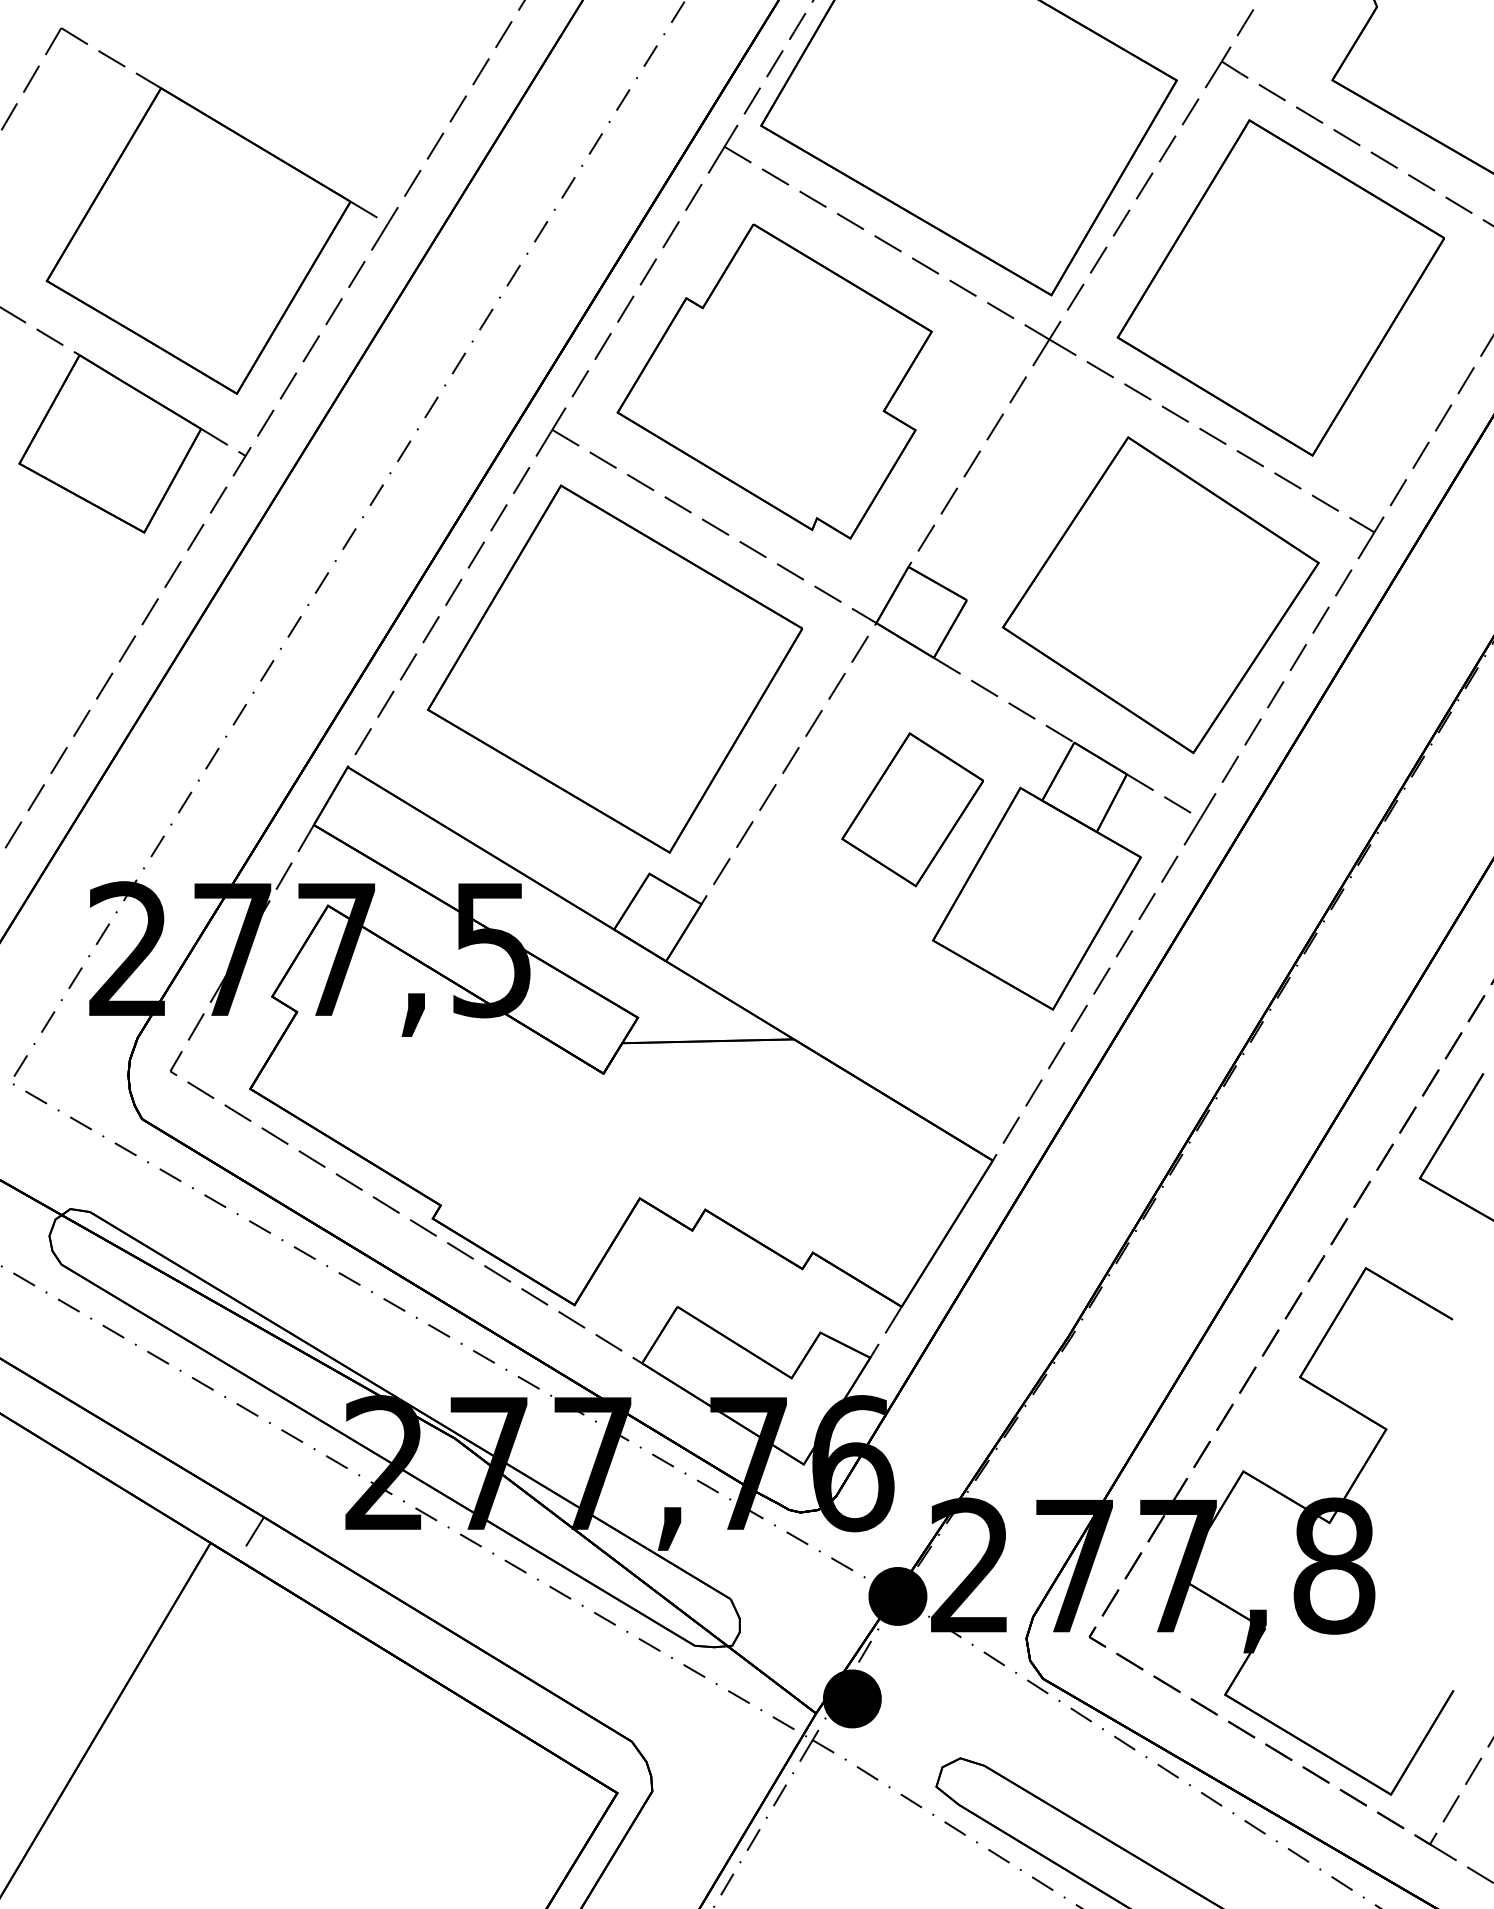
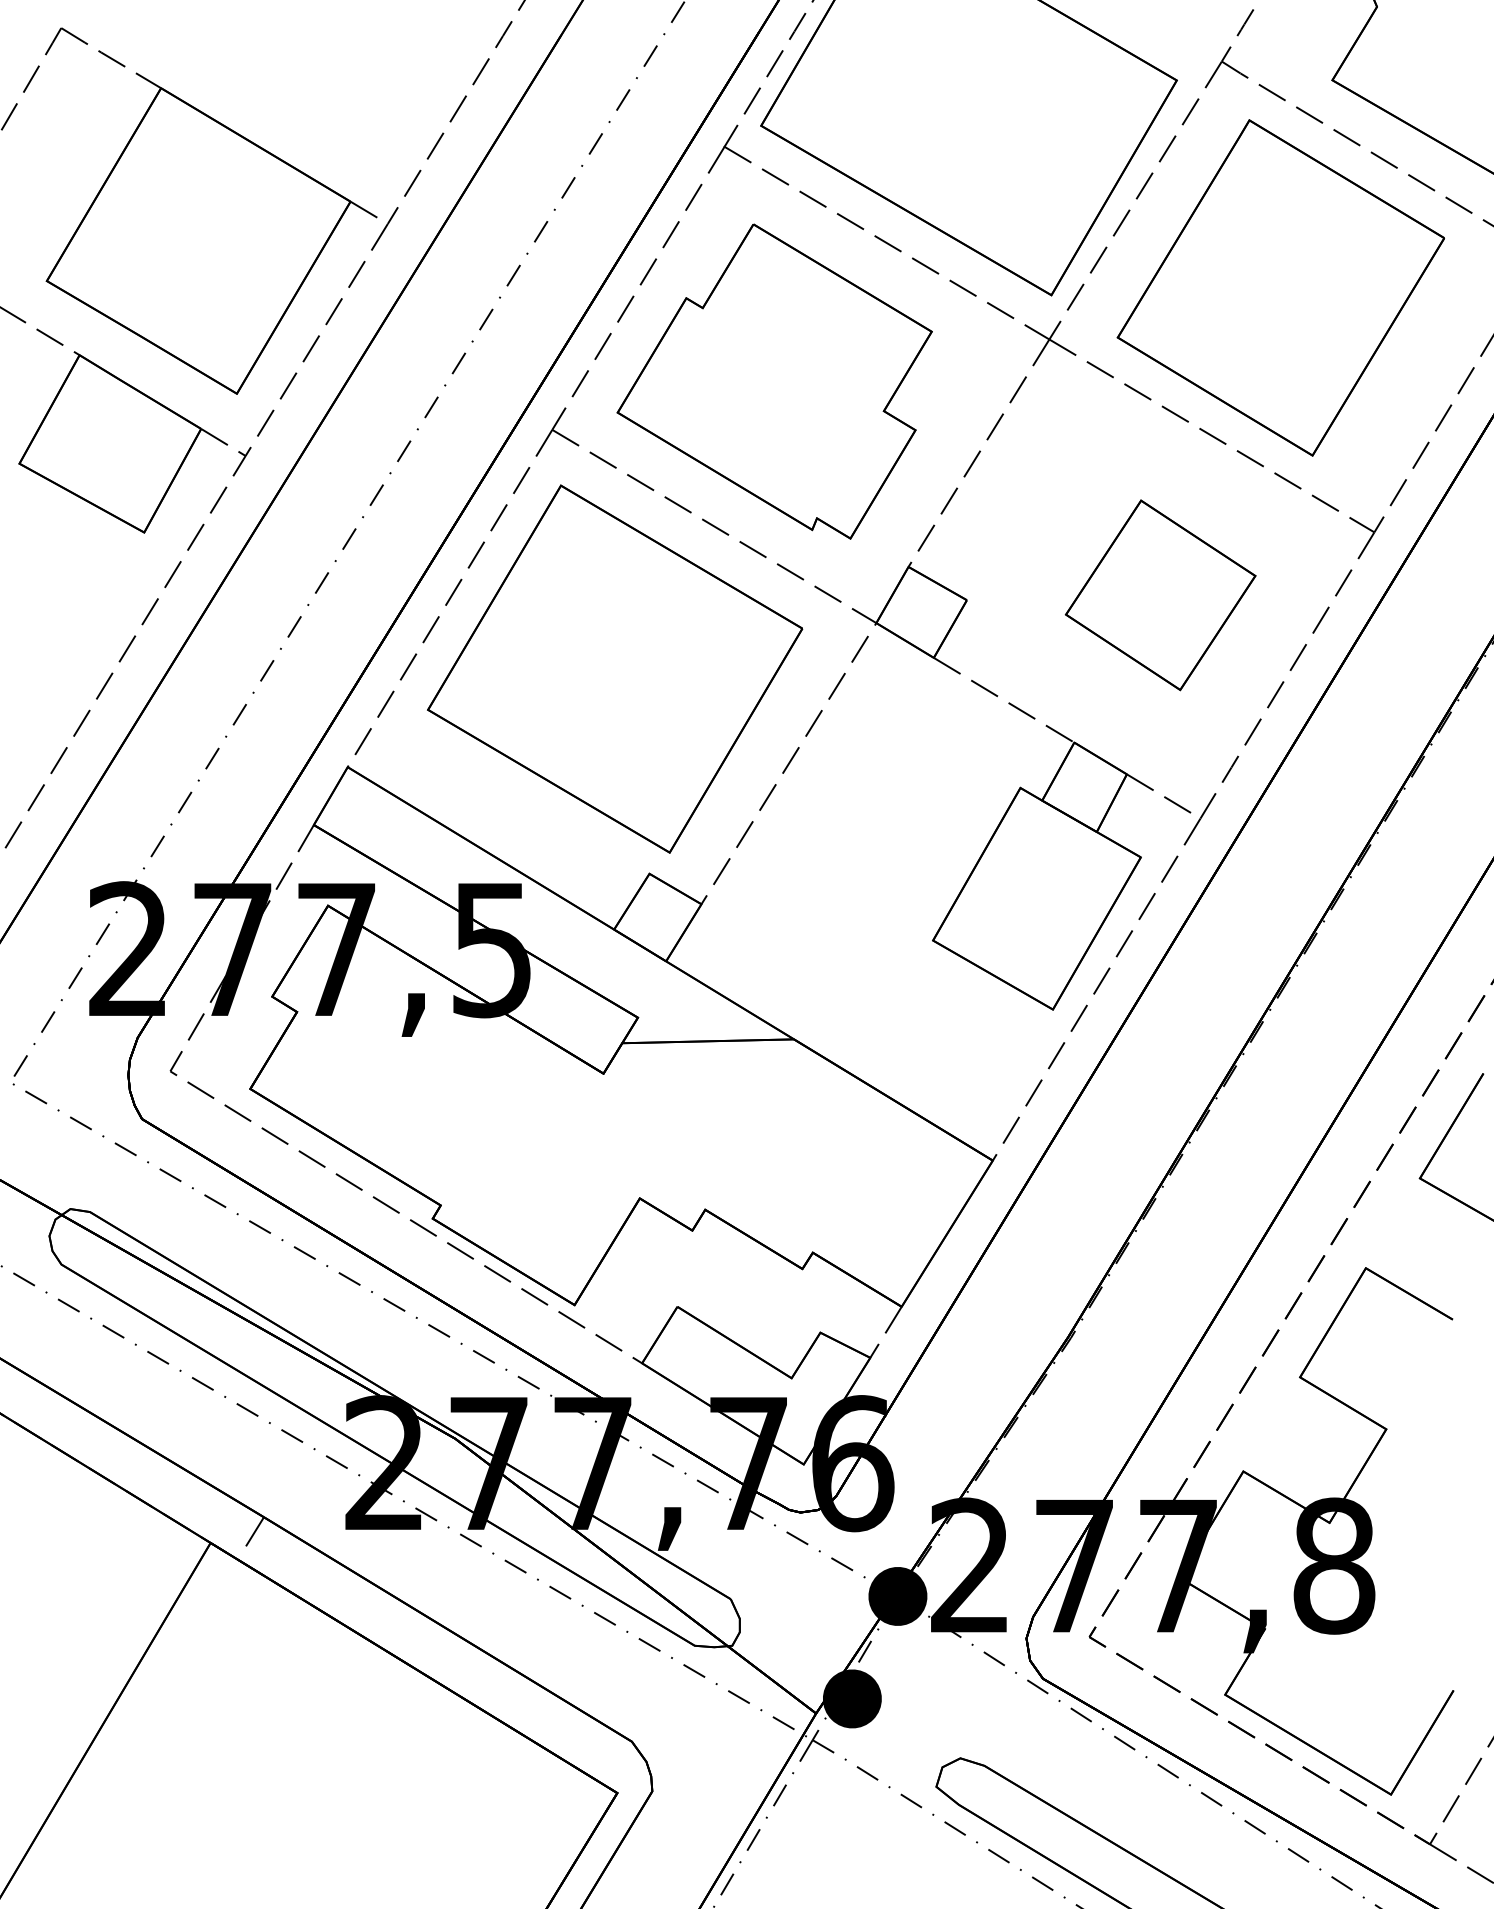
part size: 319x319 px -> 193x193 px (1160, 595)
part: present -> none (912, 809)
